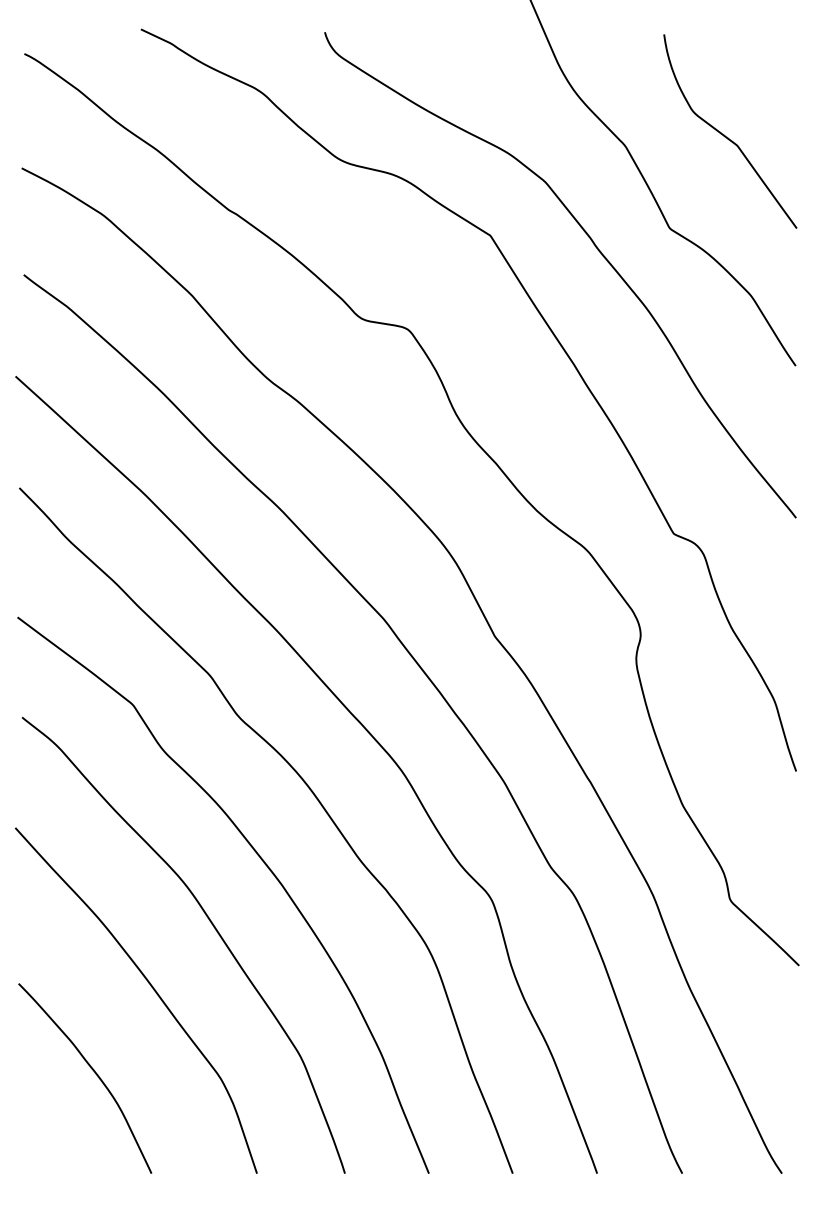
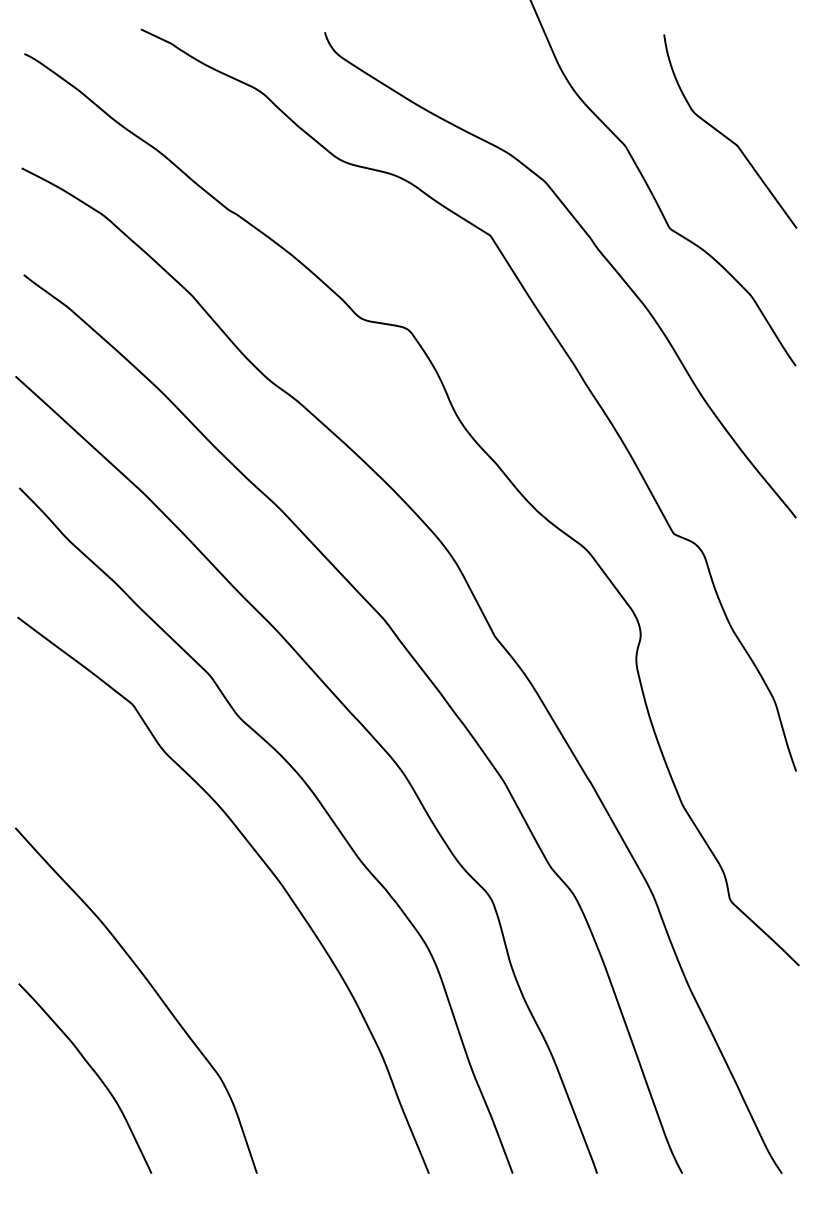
curve: present -> none (213, 927)
